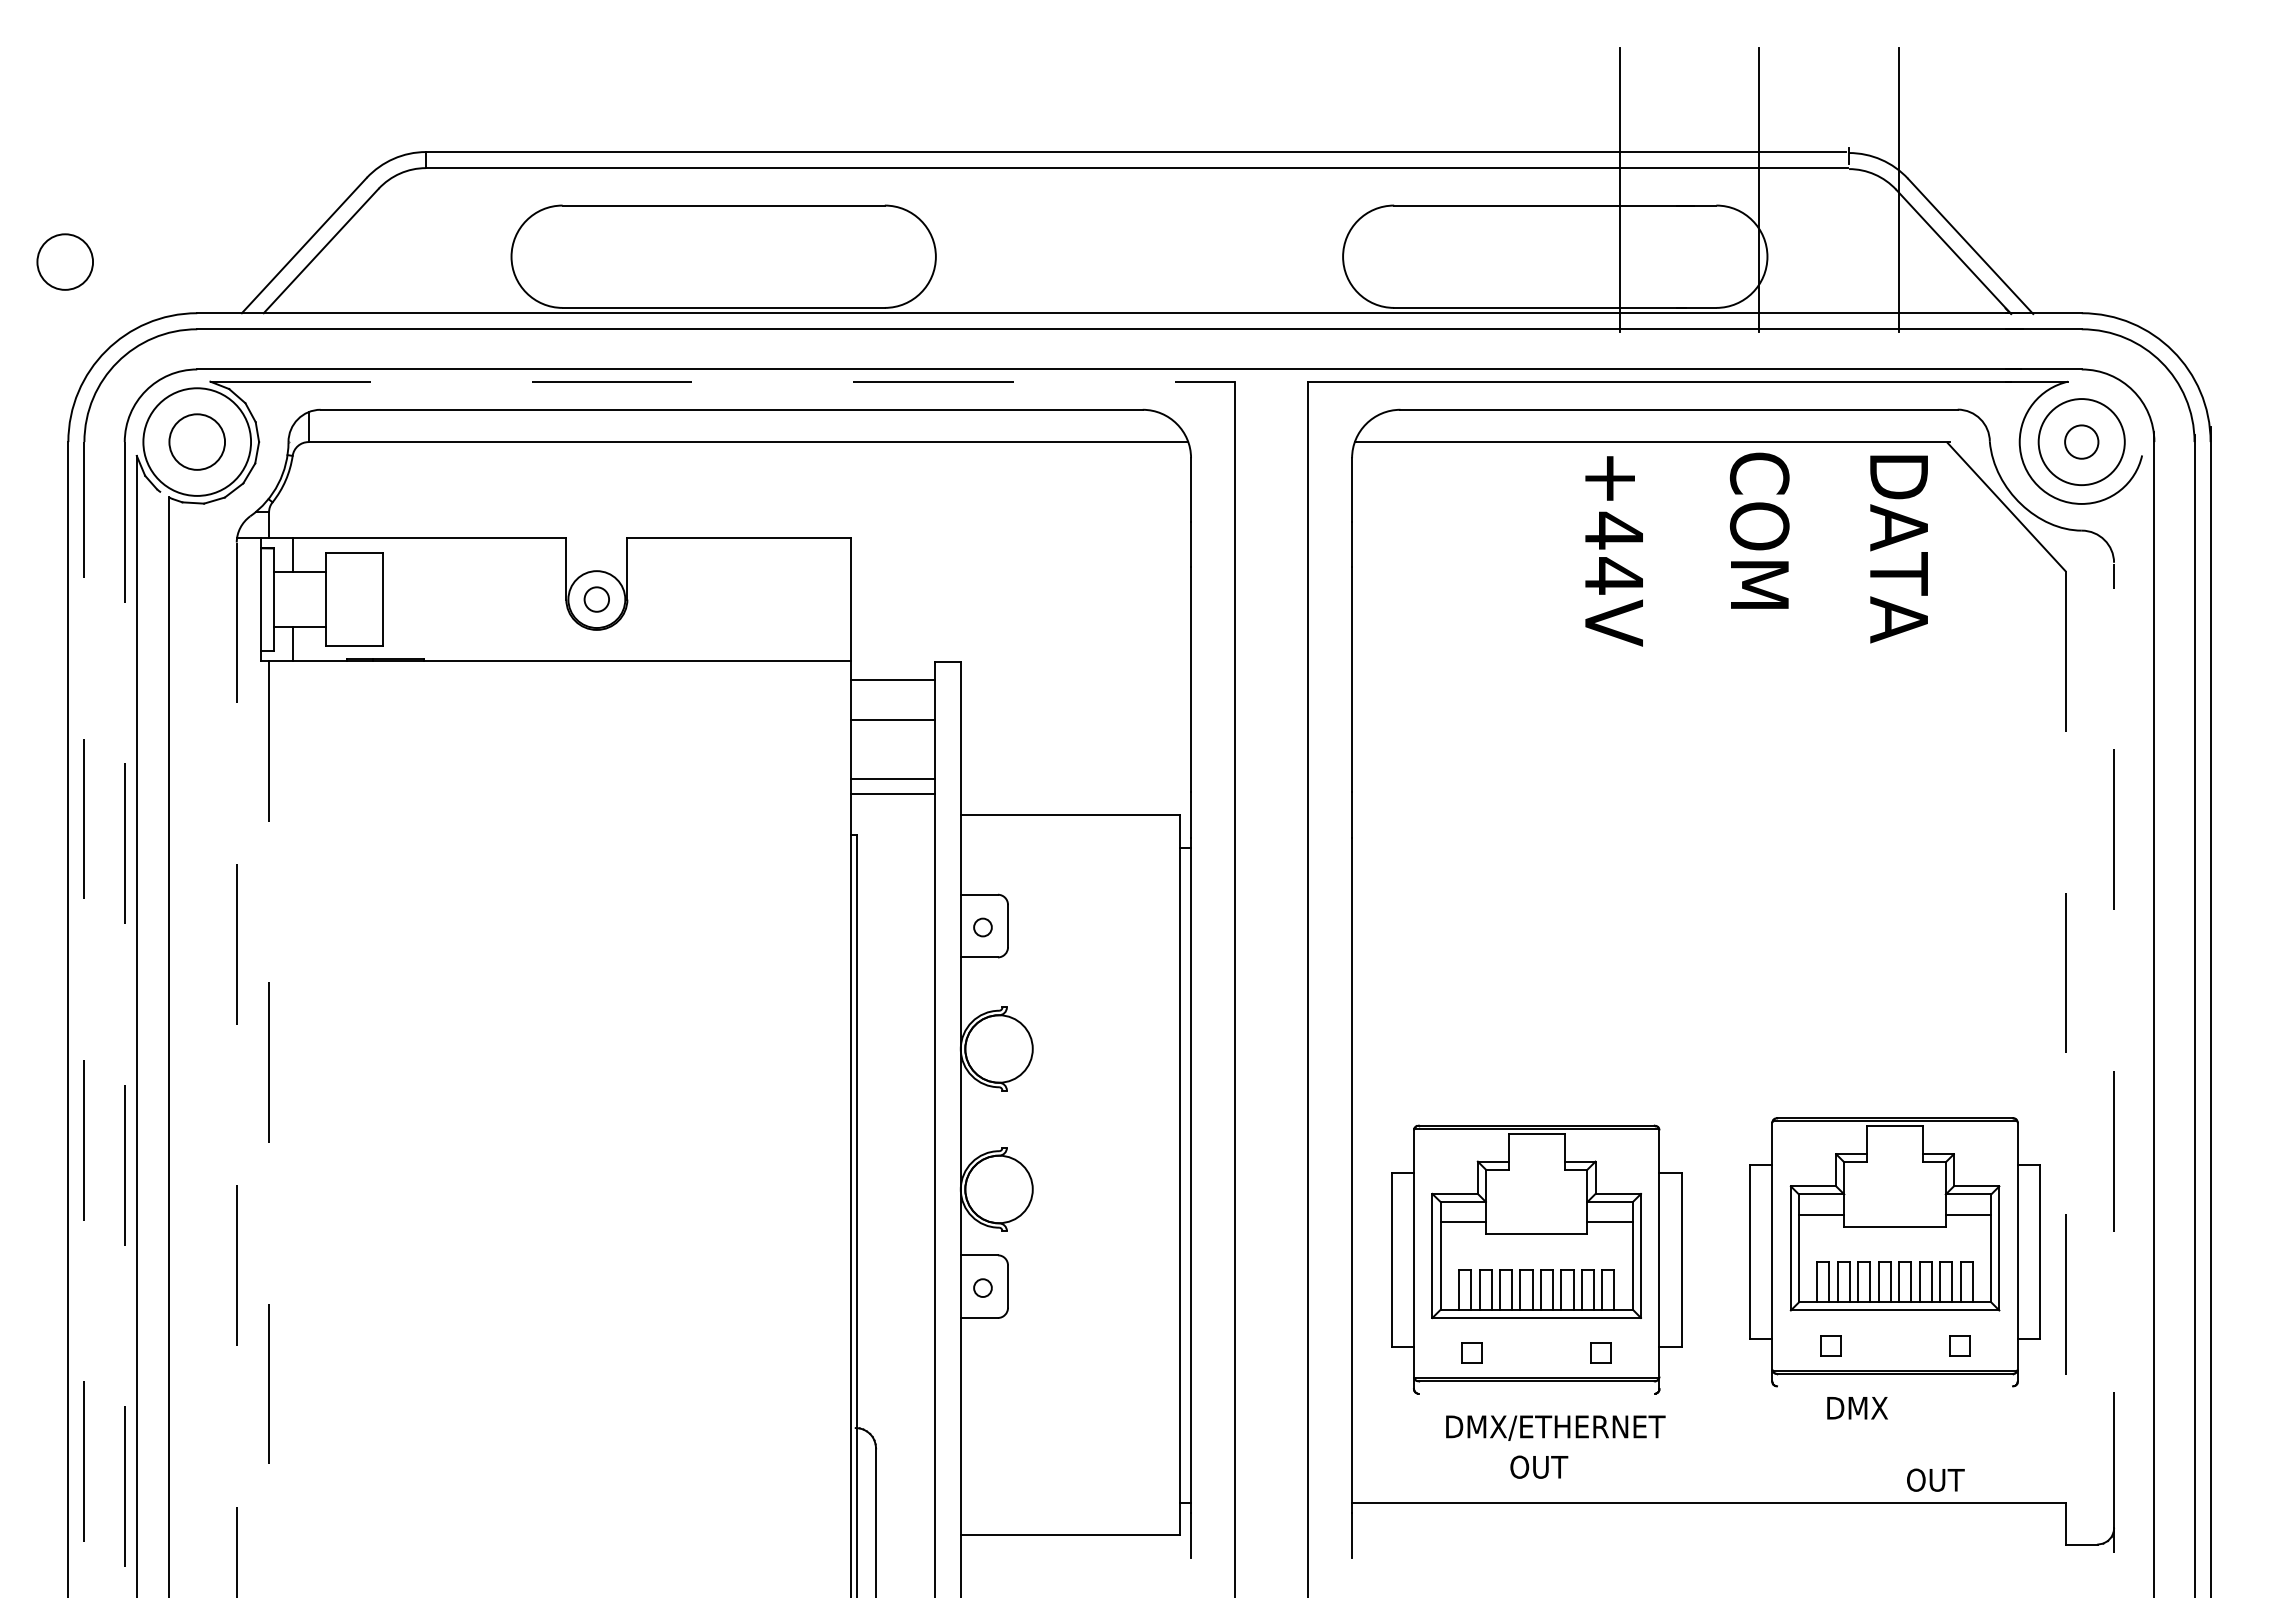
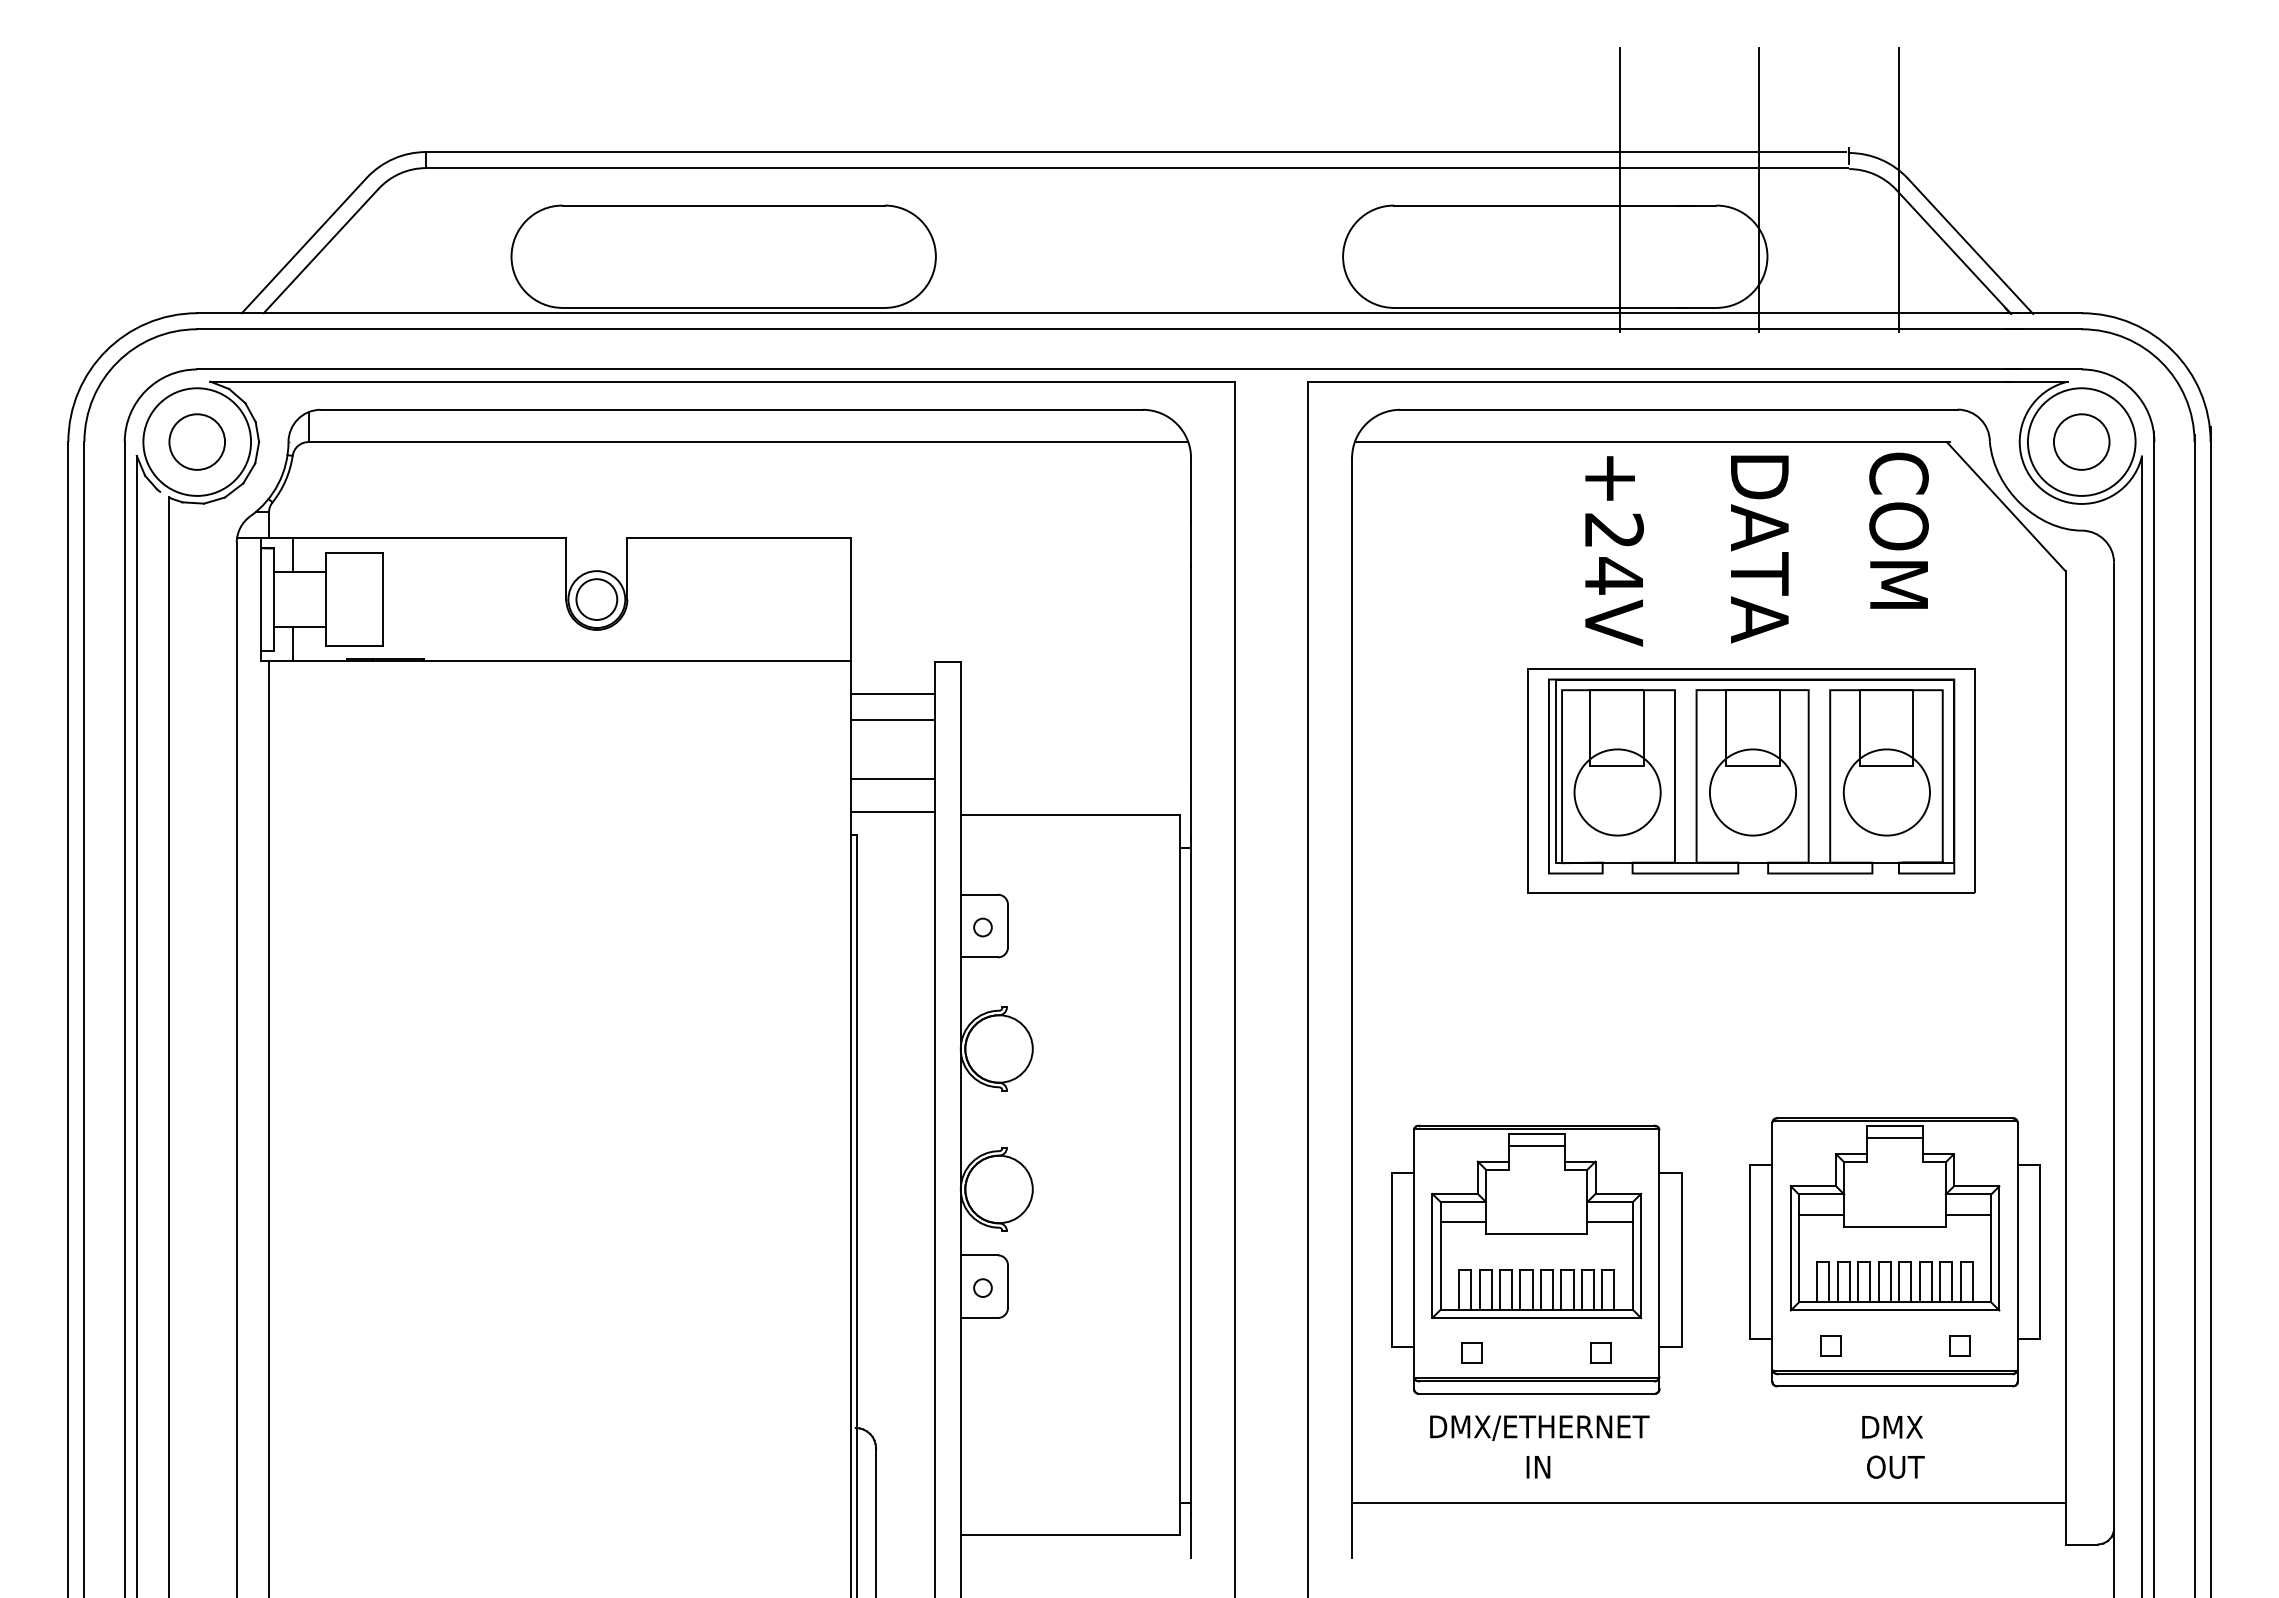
circle: present -> none (64, 261)
line: dashed -> solid (722, 381)
circle diameter: 33 px -> 56 px (2081, 441)
circle diameter: 86 px -> 108 px (2081, 441)
text: +44V -> +24V (1614, 530)
text: COM -> DATA (1759, 547)
text: DATA -> COM (1898, 547)
circle diameter: 24 px -> 41 px (596, 599)
line position: (892, 679) -> (892, 693) (892, 693)
part: none -> present (1751, 780)
line position: (892, 793) -> (892, 811) (892, 811)
line: dashed -> solid (84, 1019)
line: dashed -> solid (124, 1019)
line: none -> present (2142, 1026)
line: dashed -> solid (2065, 1036)
line: dashed -> solid (236, 1070)
line: dashed -> solid (2114, 1080)
line: dashed -> solid (269, 1129)
line: none -> present (1894, 1138)
line: none -> present (1536, 1145)
line: none -> present (1894, 1386)
line: none -> present (1536, 1393)
text position: (1857, 1408) -> (1892, 1427) (1892, 1427)
text position: (1555, 1427) -> (1539, 1427) (1539, 1427)
text: OUT -> IN (1539, 1466)
text position: (1935, 1479) -> (1895, 1466) (1895, 1466)
